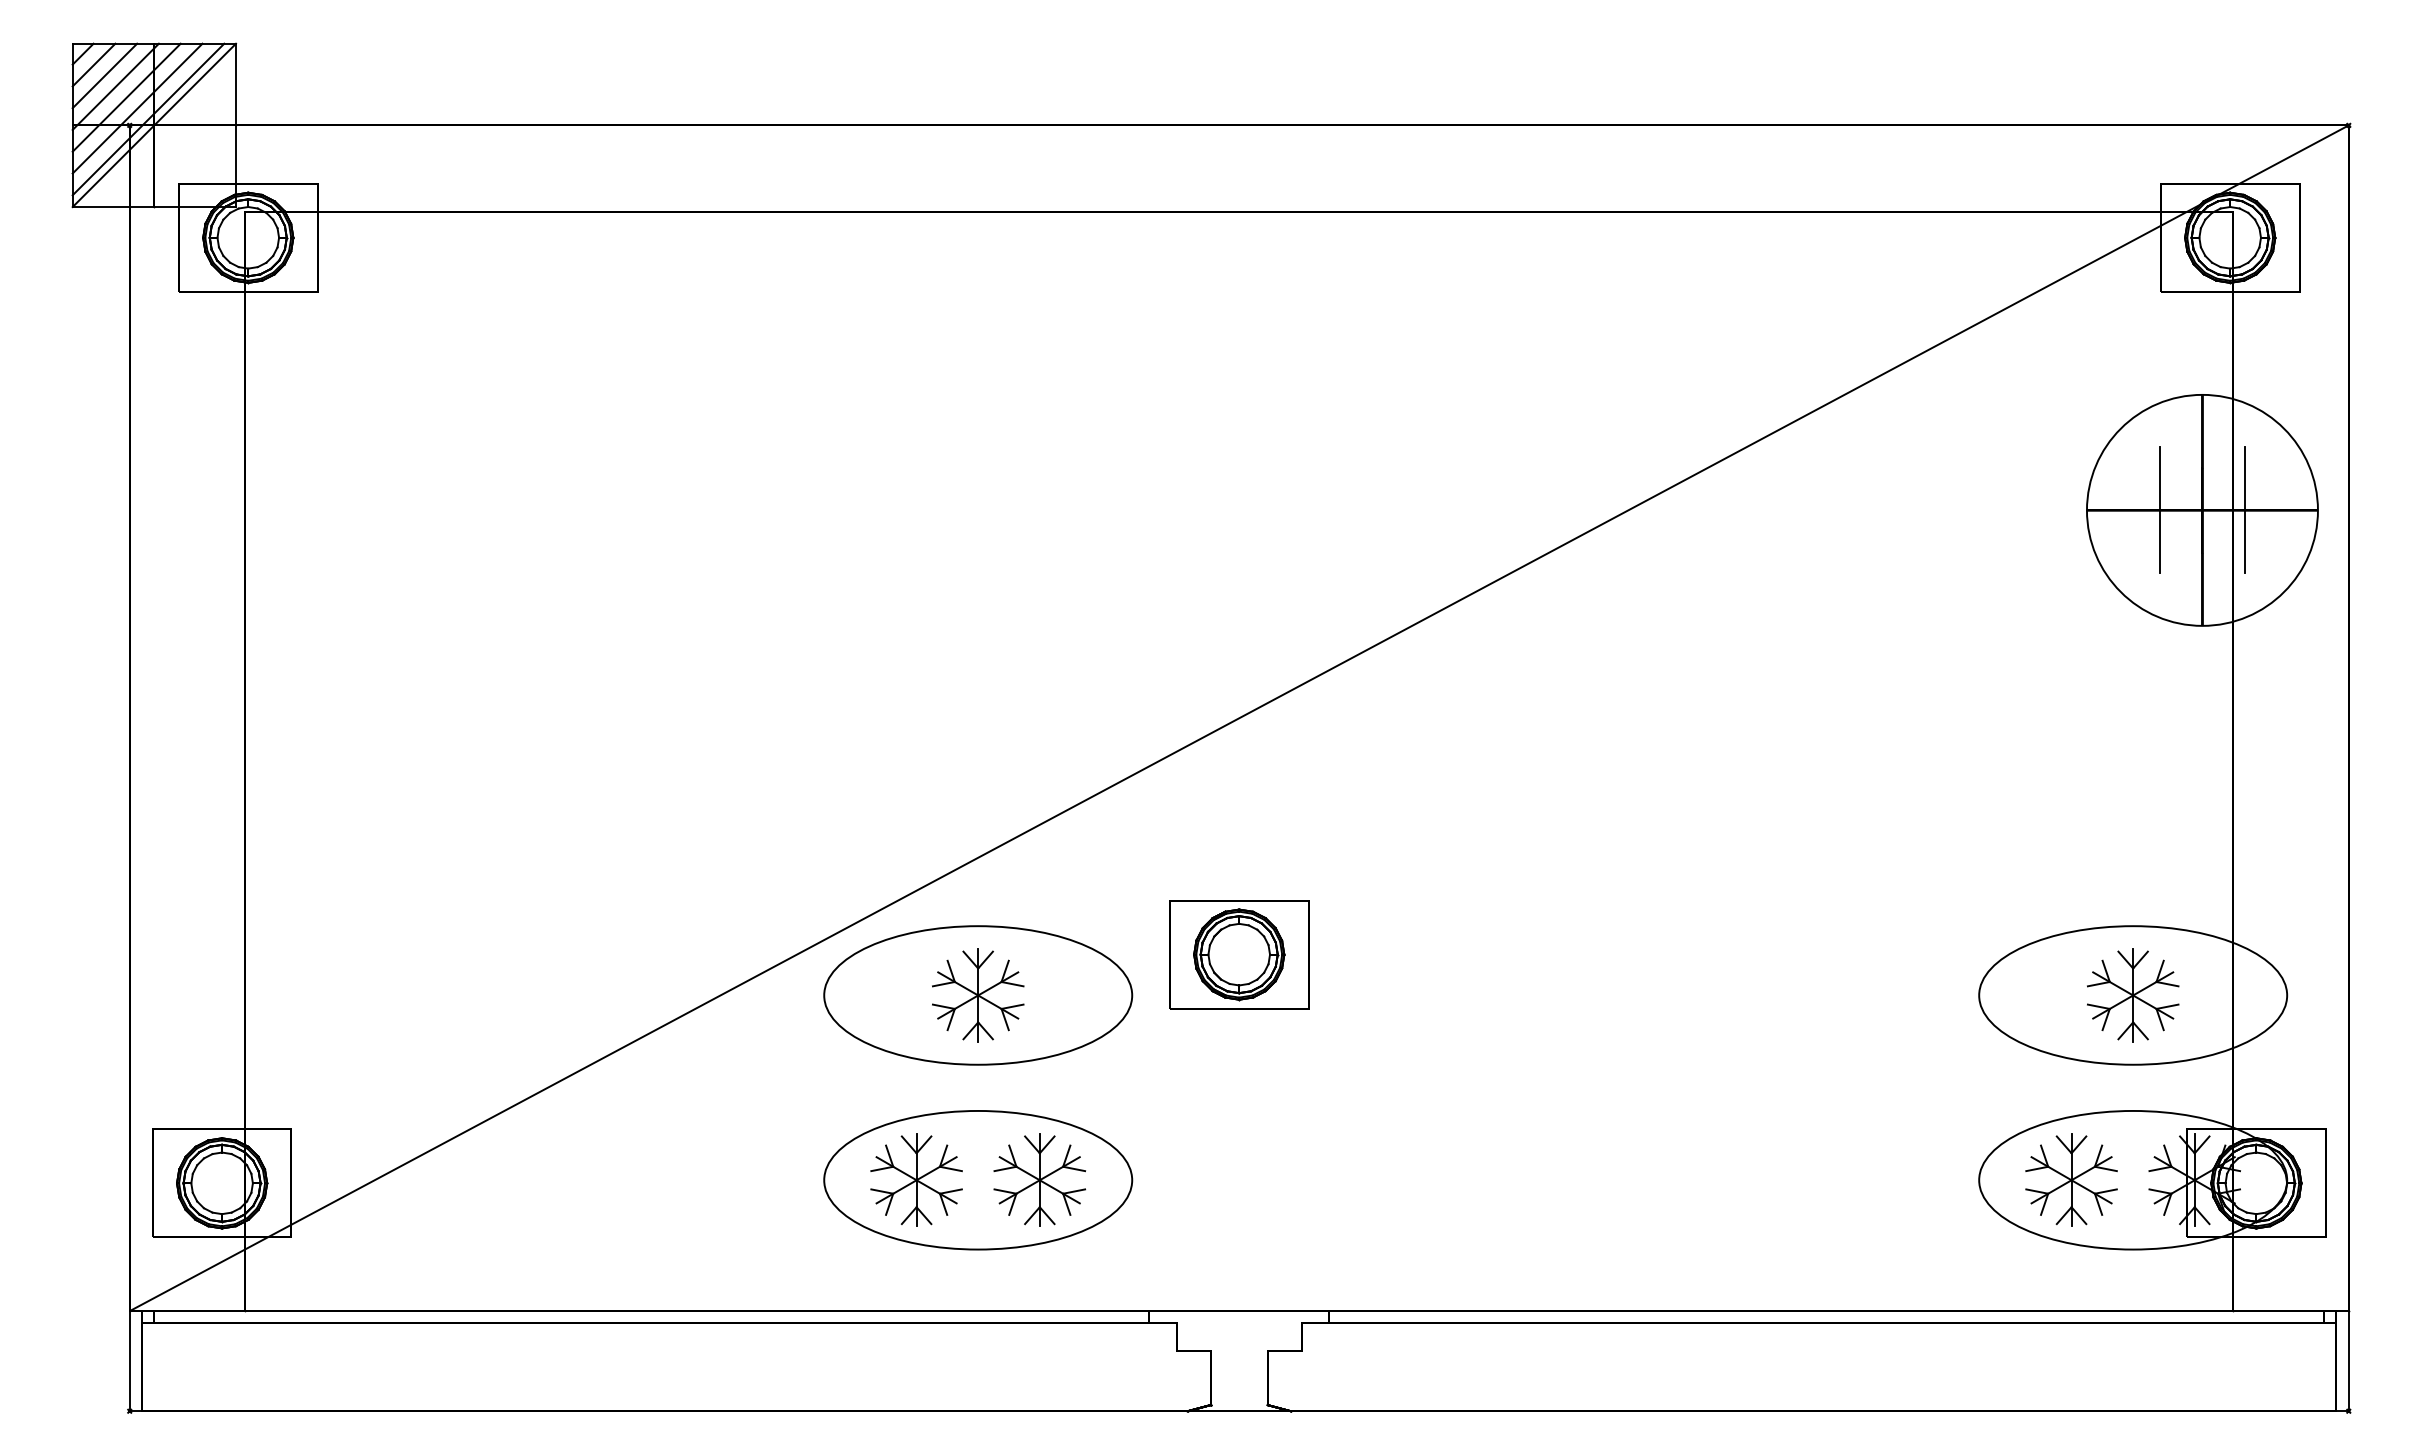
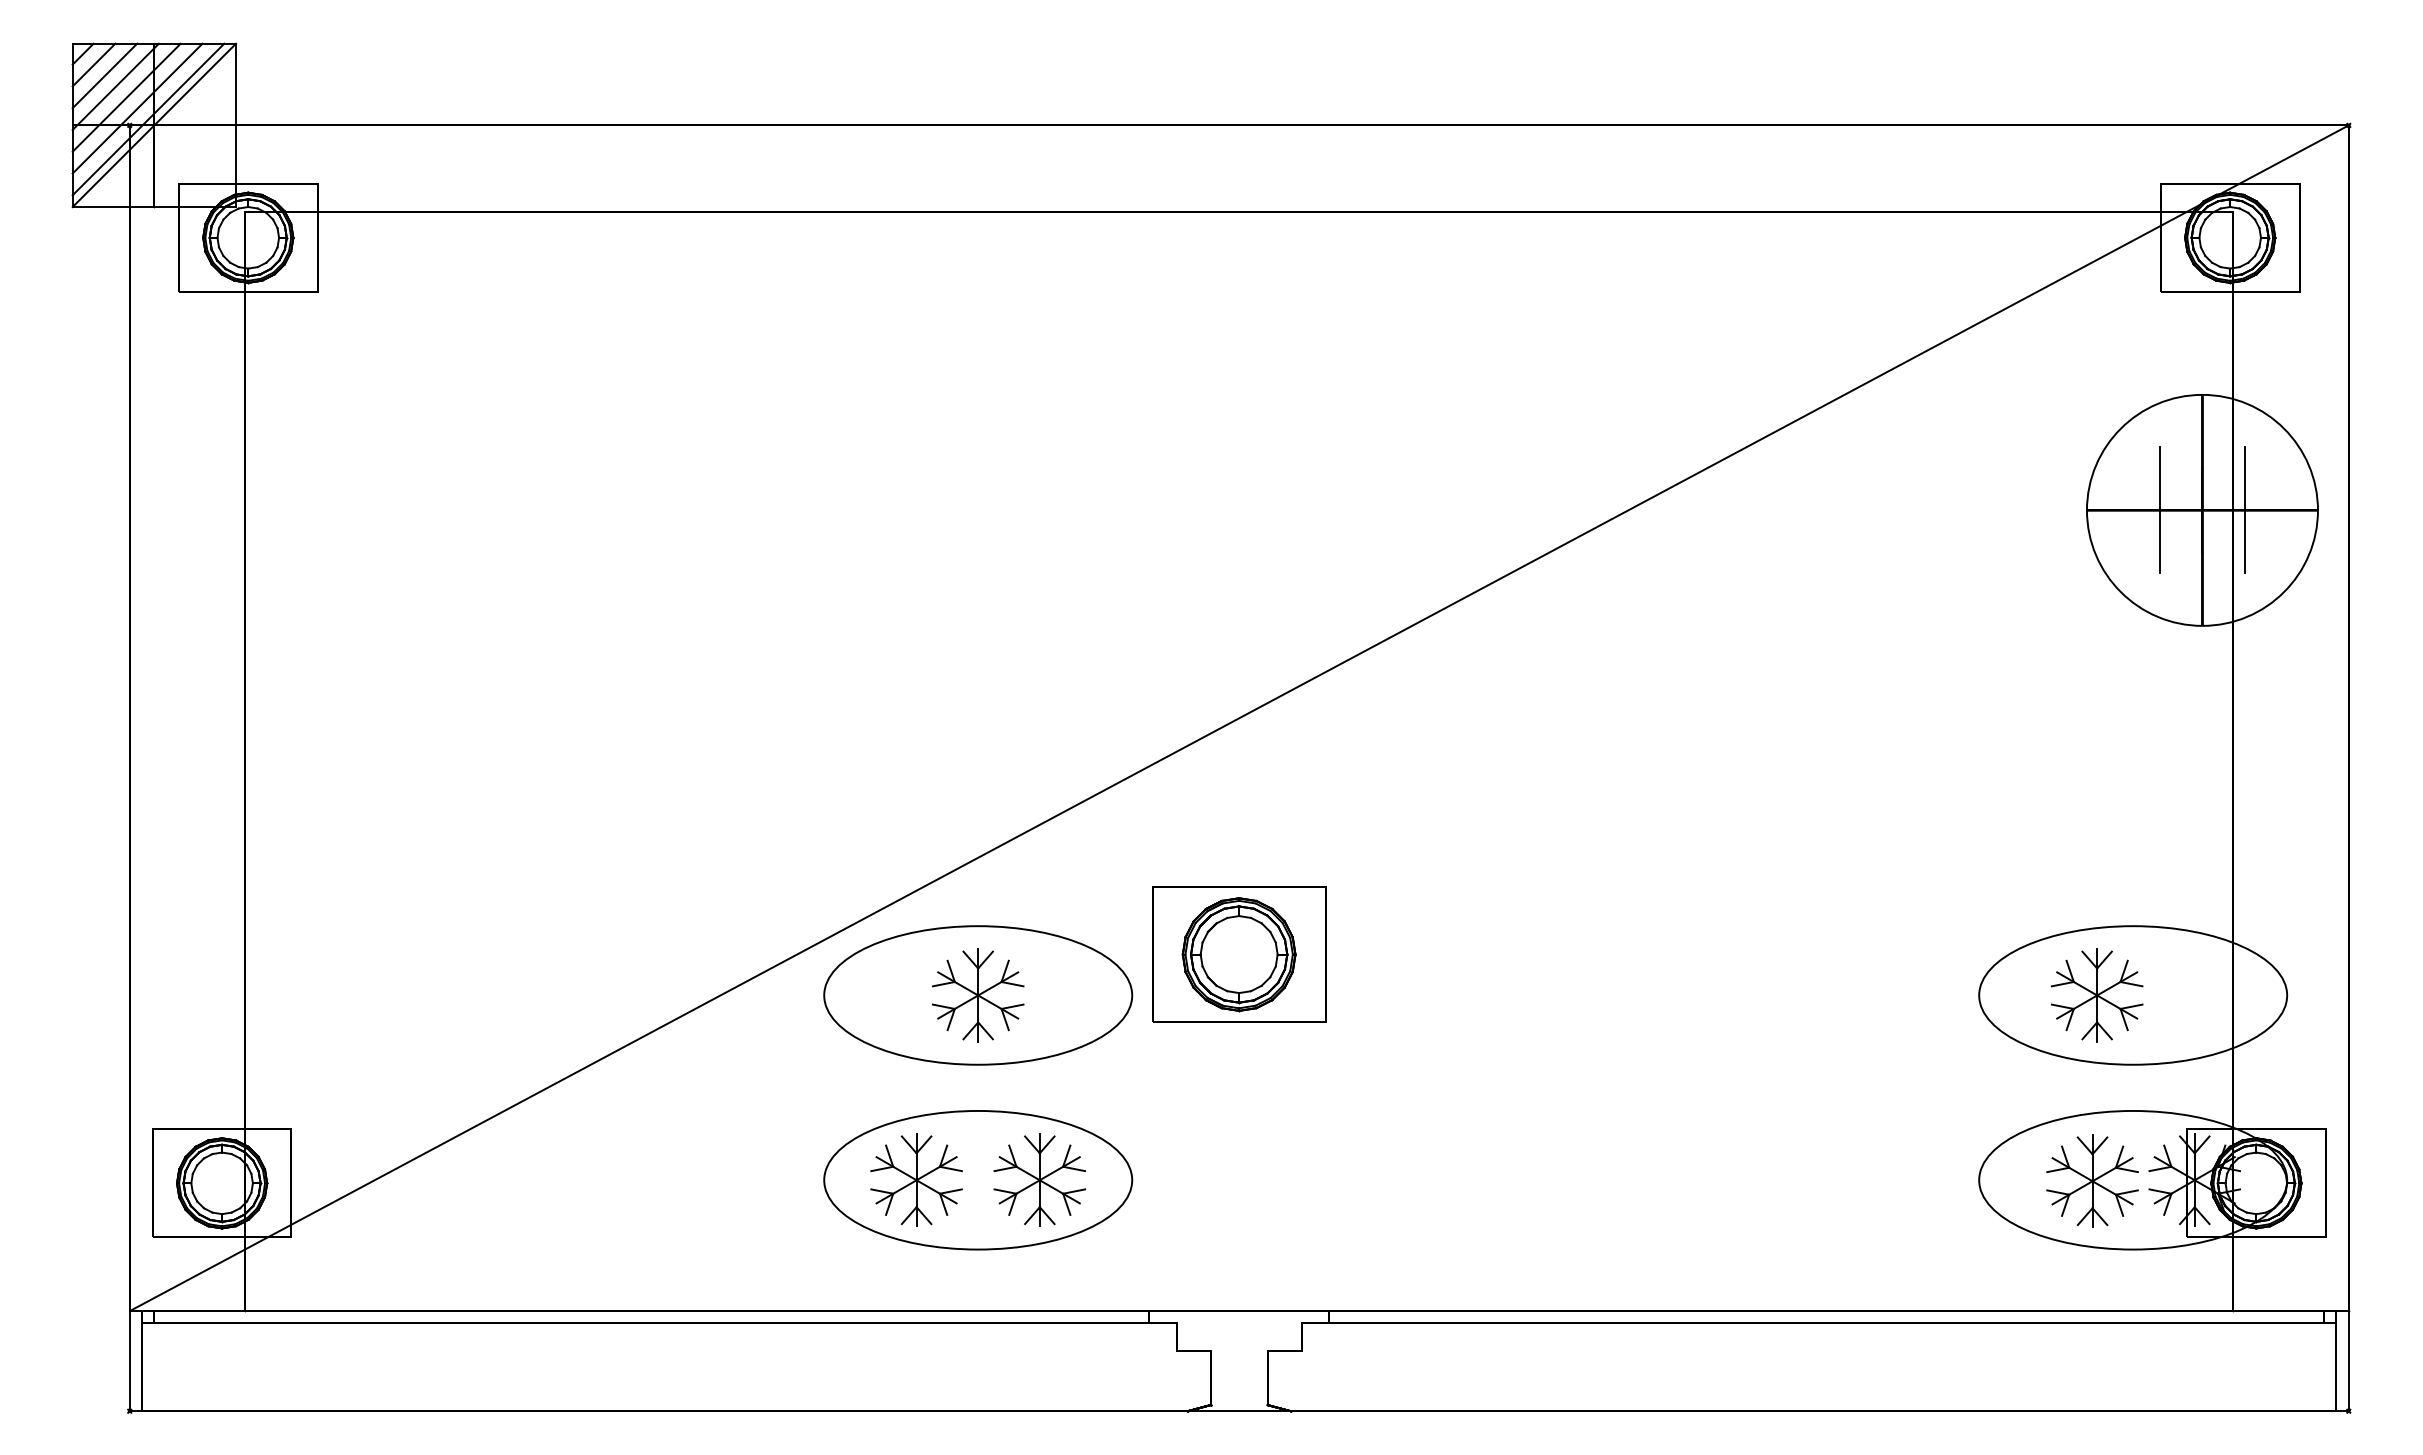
part size: 141x110 px -> 175x137 px (1239, 954)
part position: (2133, 995) -> (2097, 995) (2097, 995)
part position: (2071, 1179) -> (2092, 1180) (2092, 1180)
